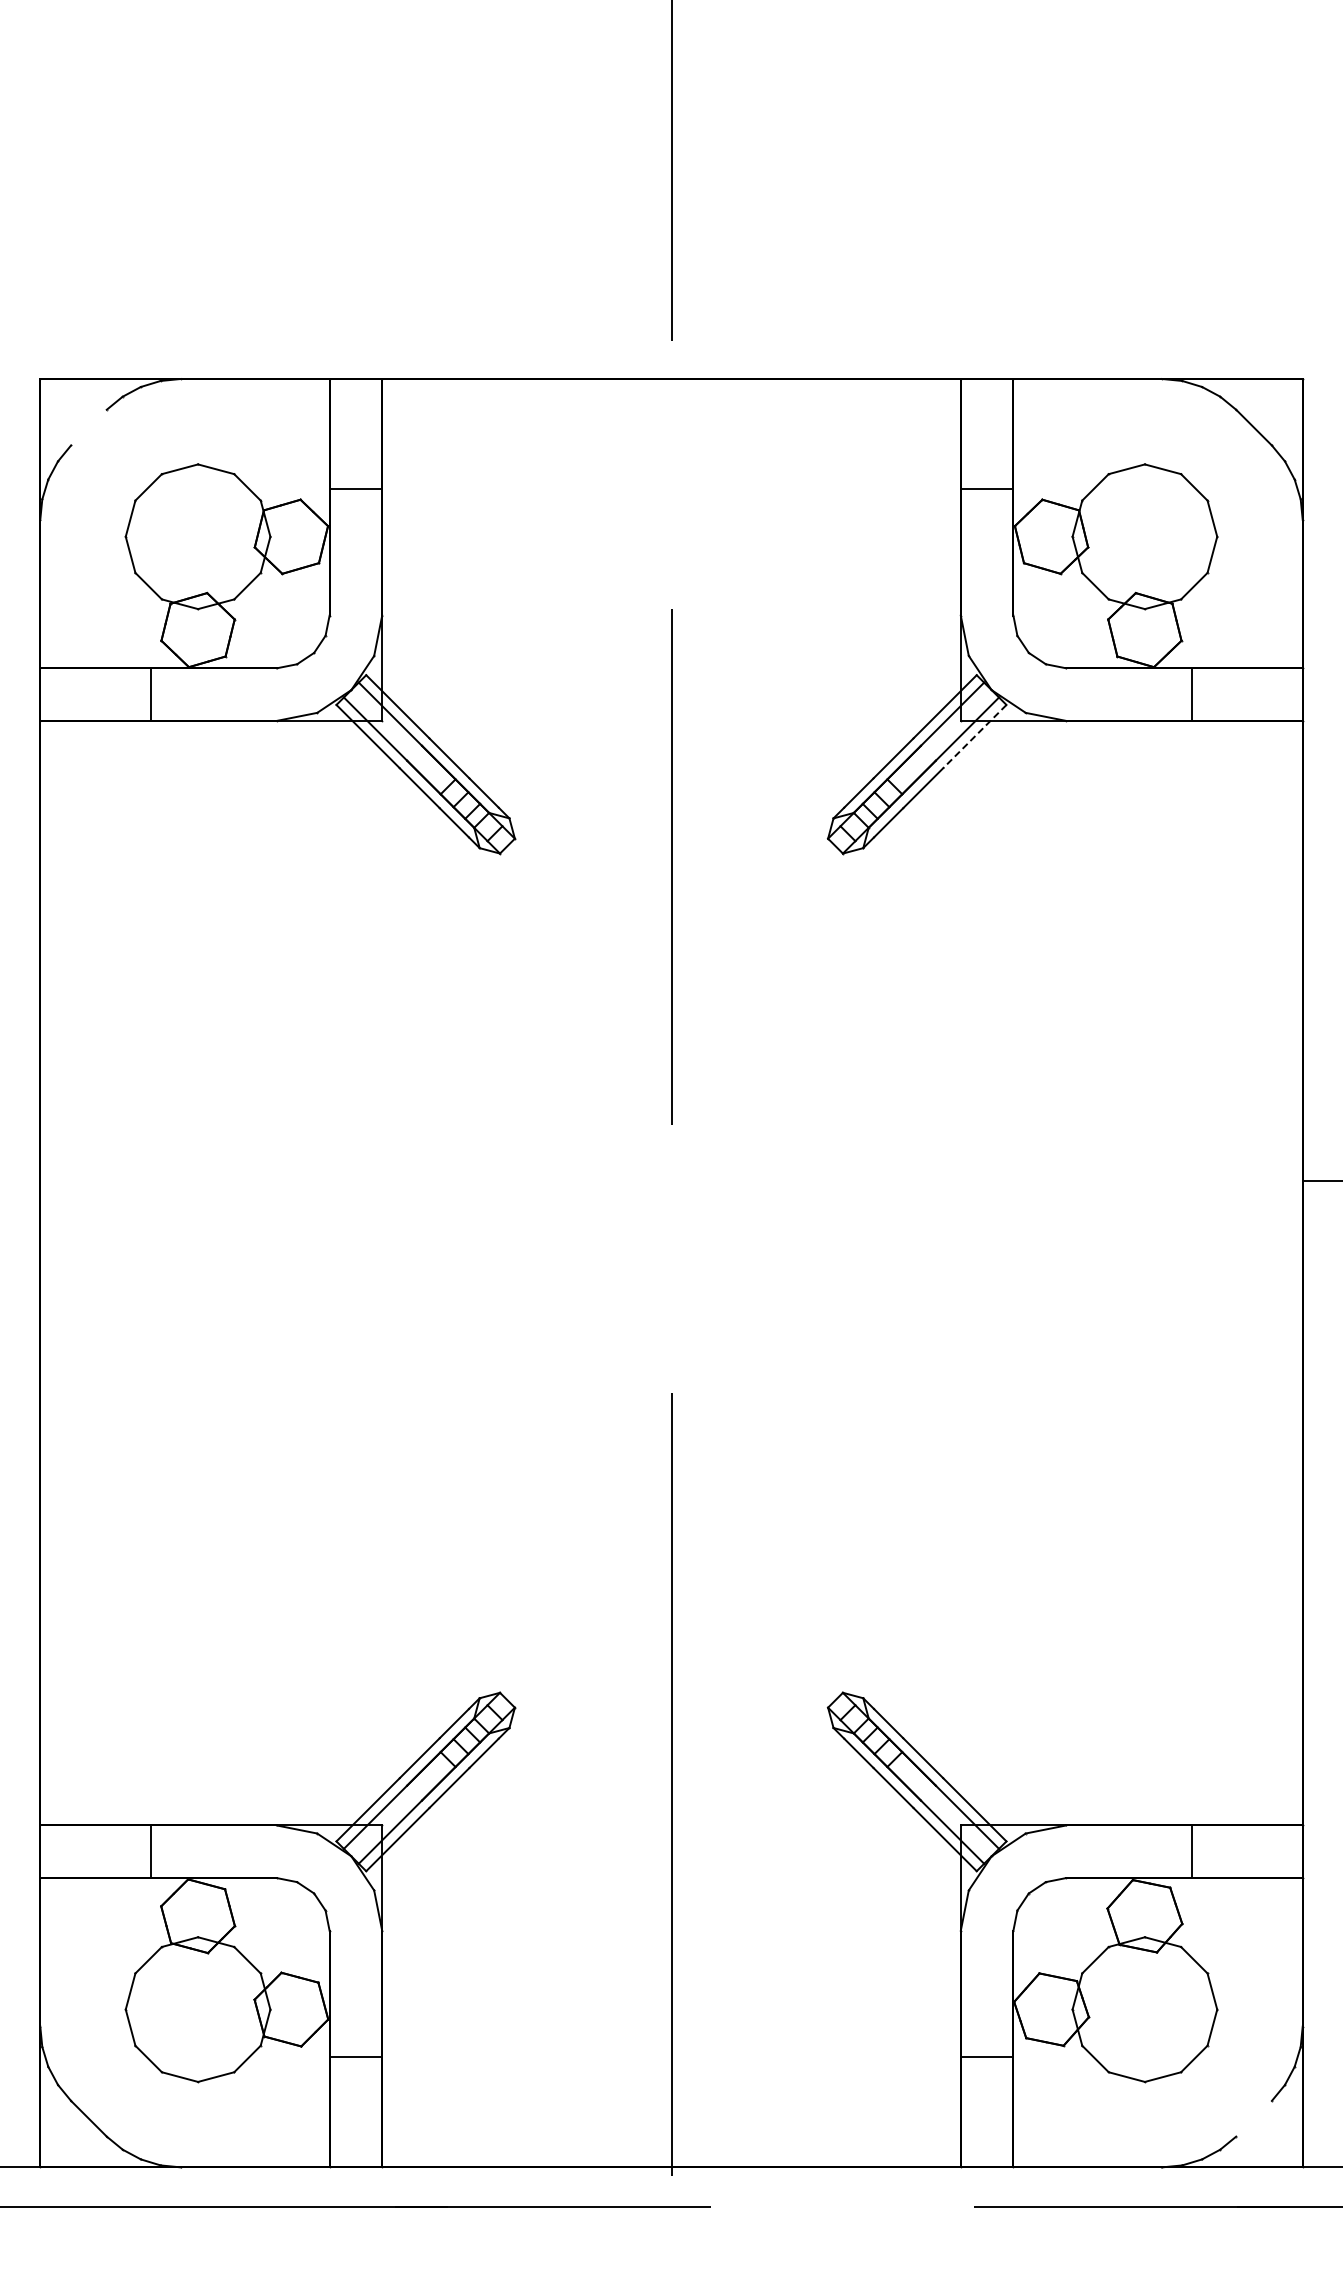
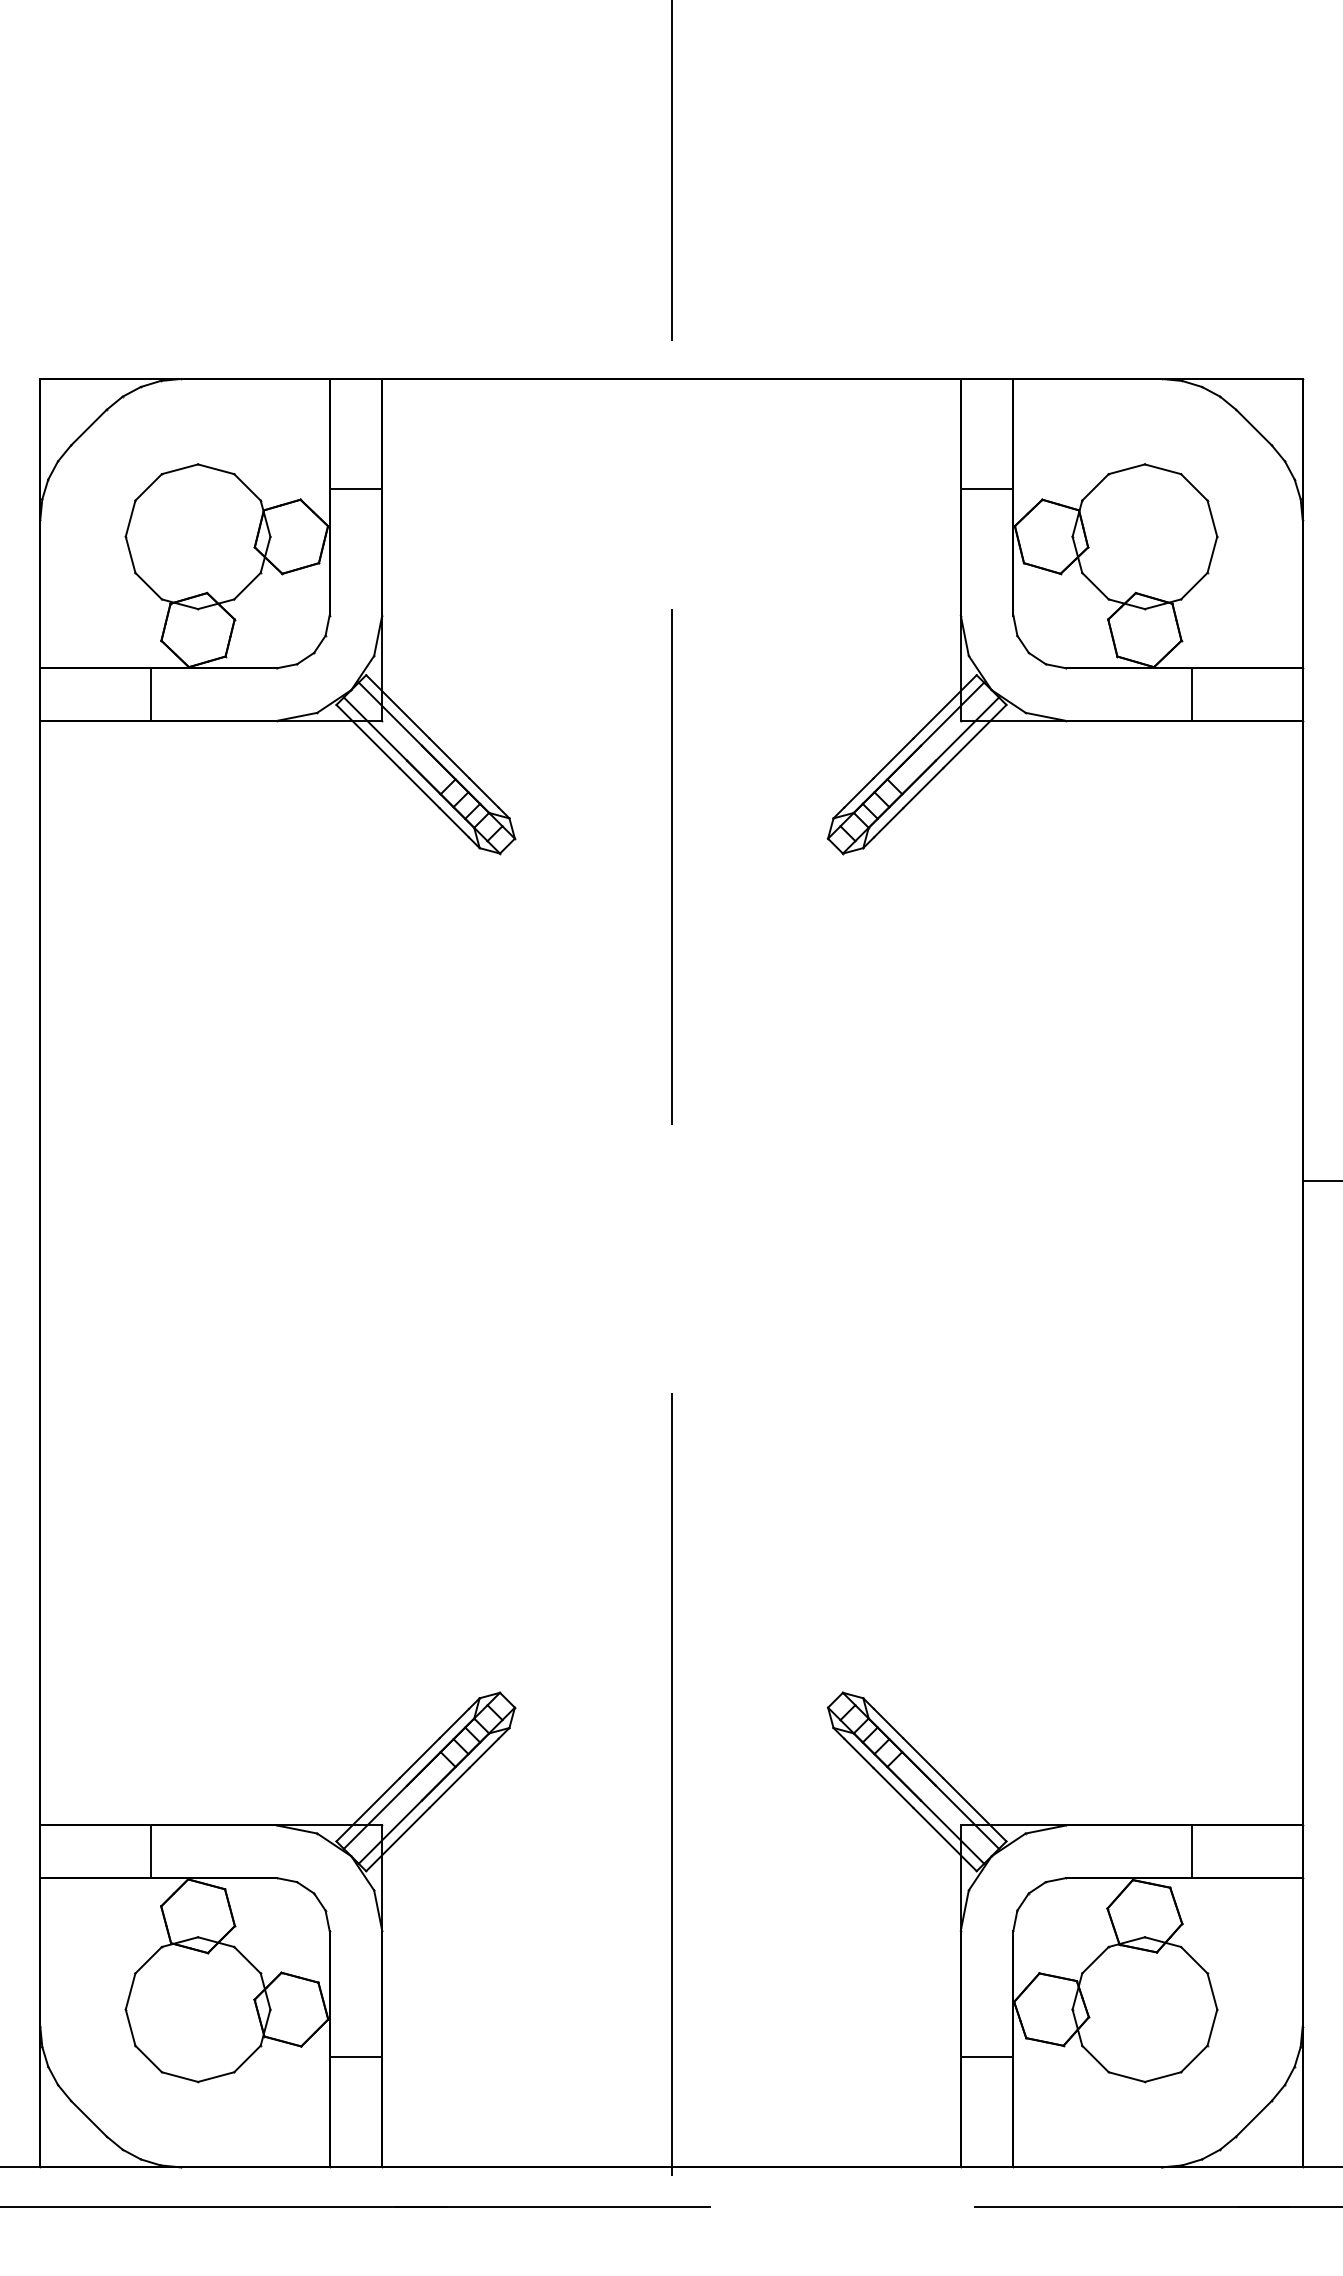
line: none -> present (88, 427)
line: dashed -> solid (974, 736)
line: none -> present (1253, 2118)
